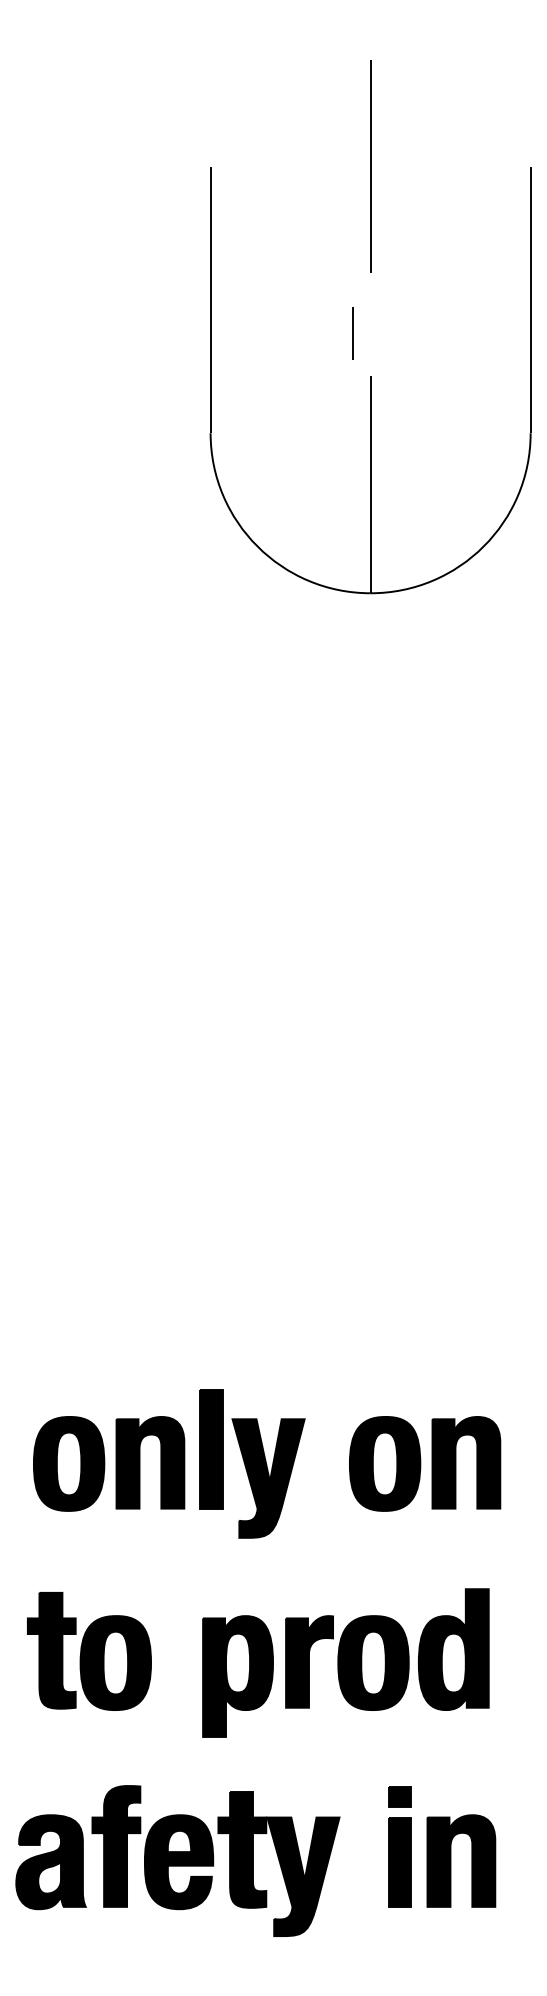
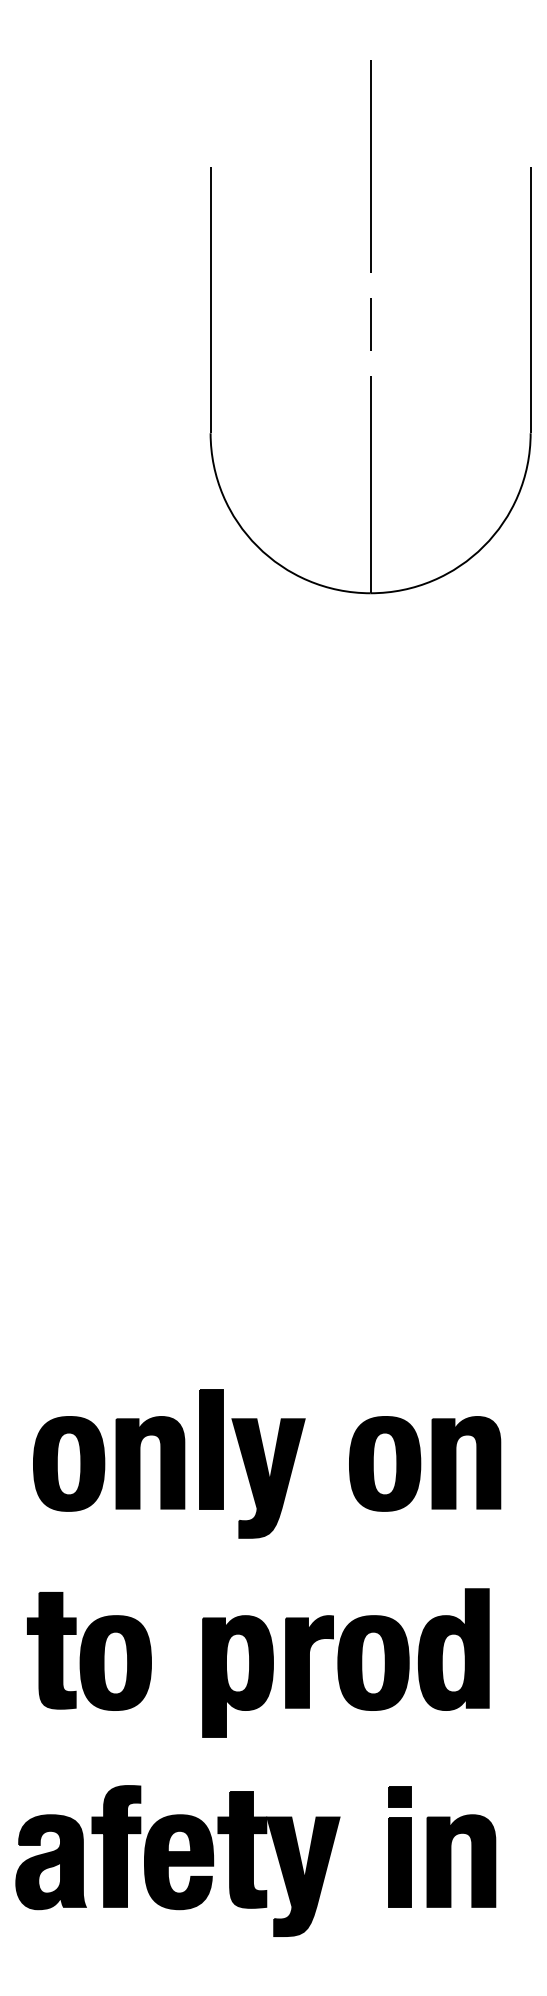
line position: (352, 333) -> (370, 324) (370, 324)
